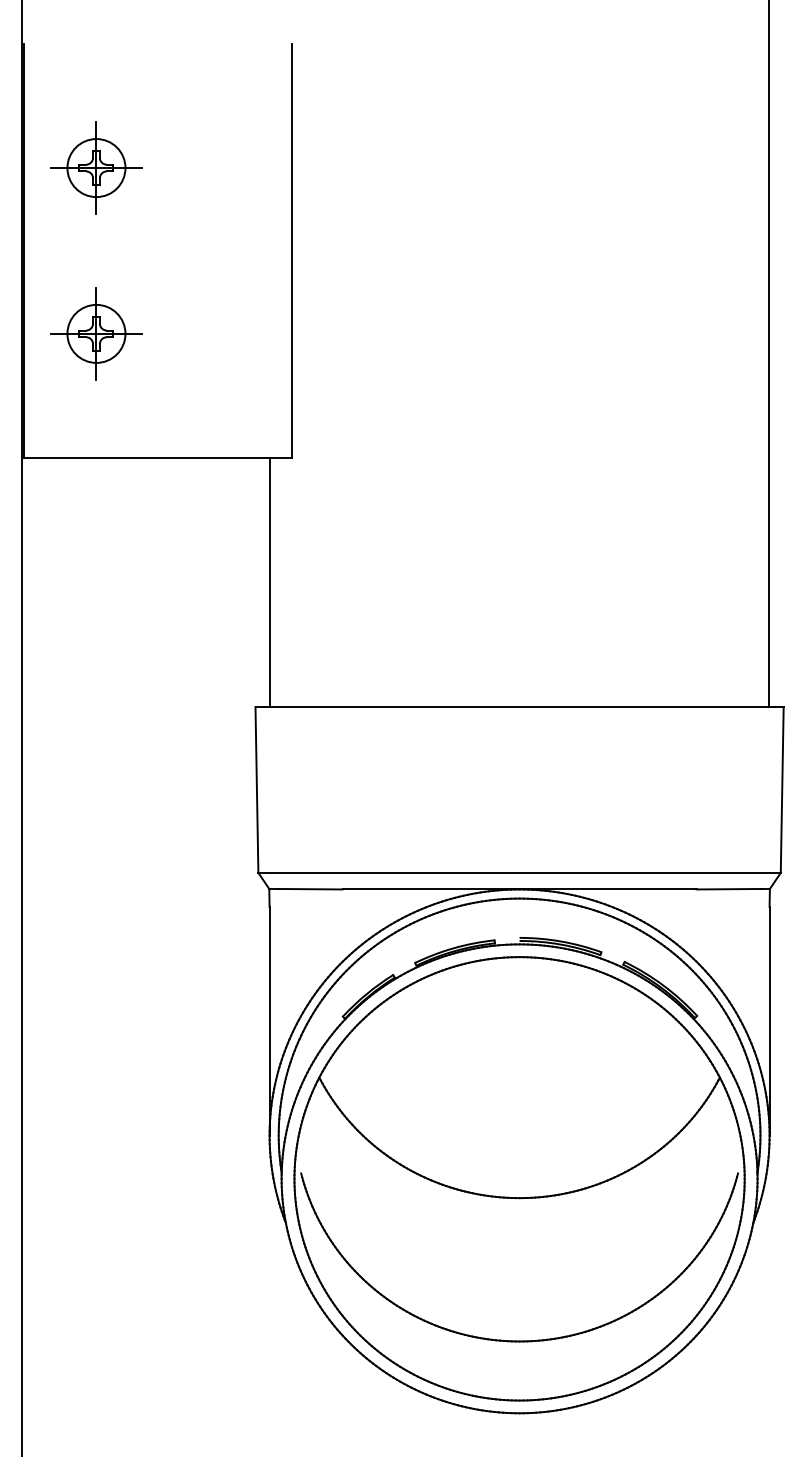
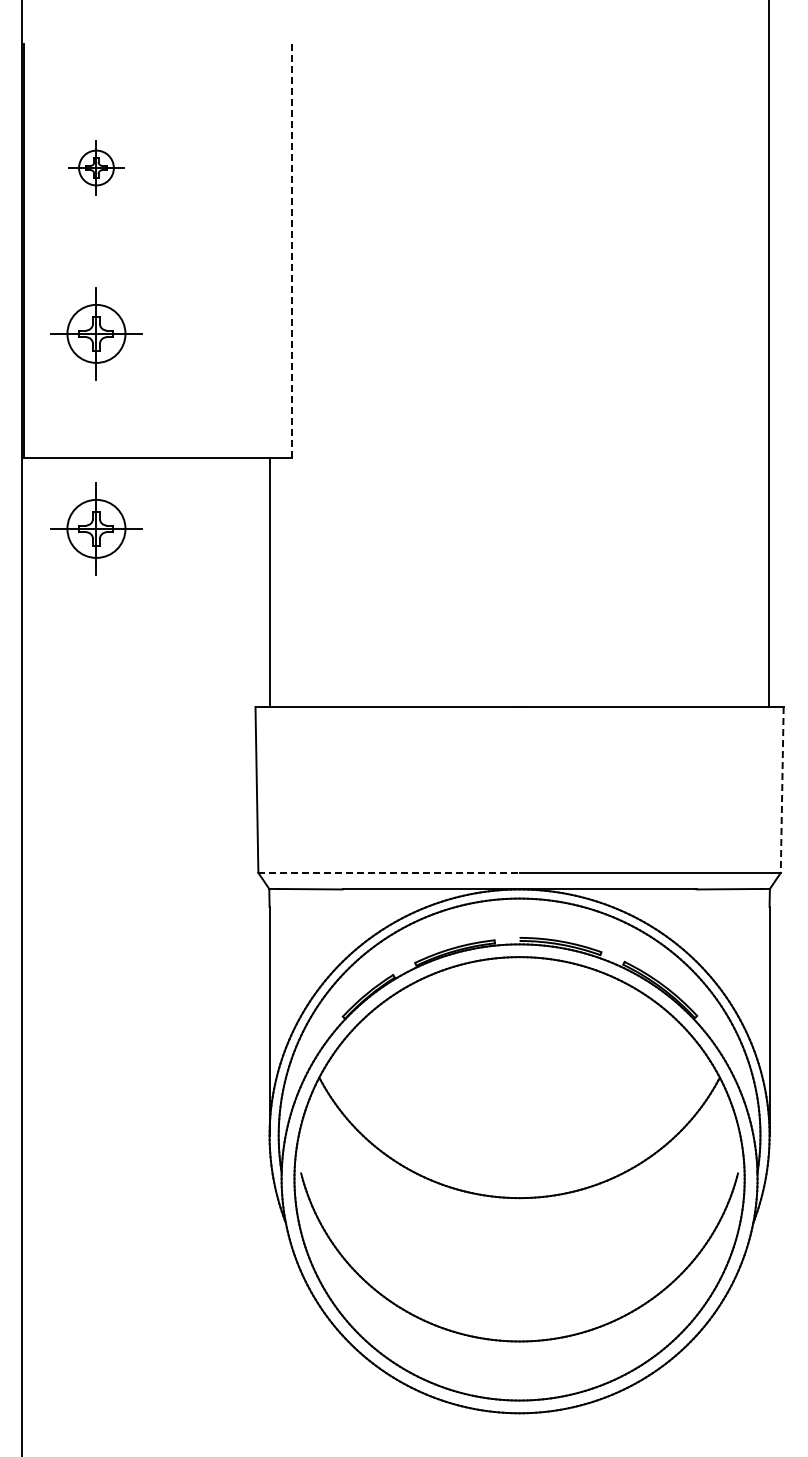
part size: 93x94 px -> 57x56 px (96, 167)
line: solid -> dashed (292, 250)
part: none -> present (96, 528)
line: solid -> dashed (782, 789)
line: solid -> dashed (388, 872)
